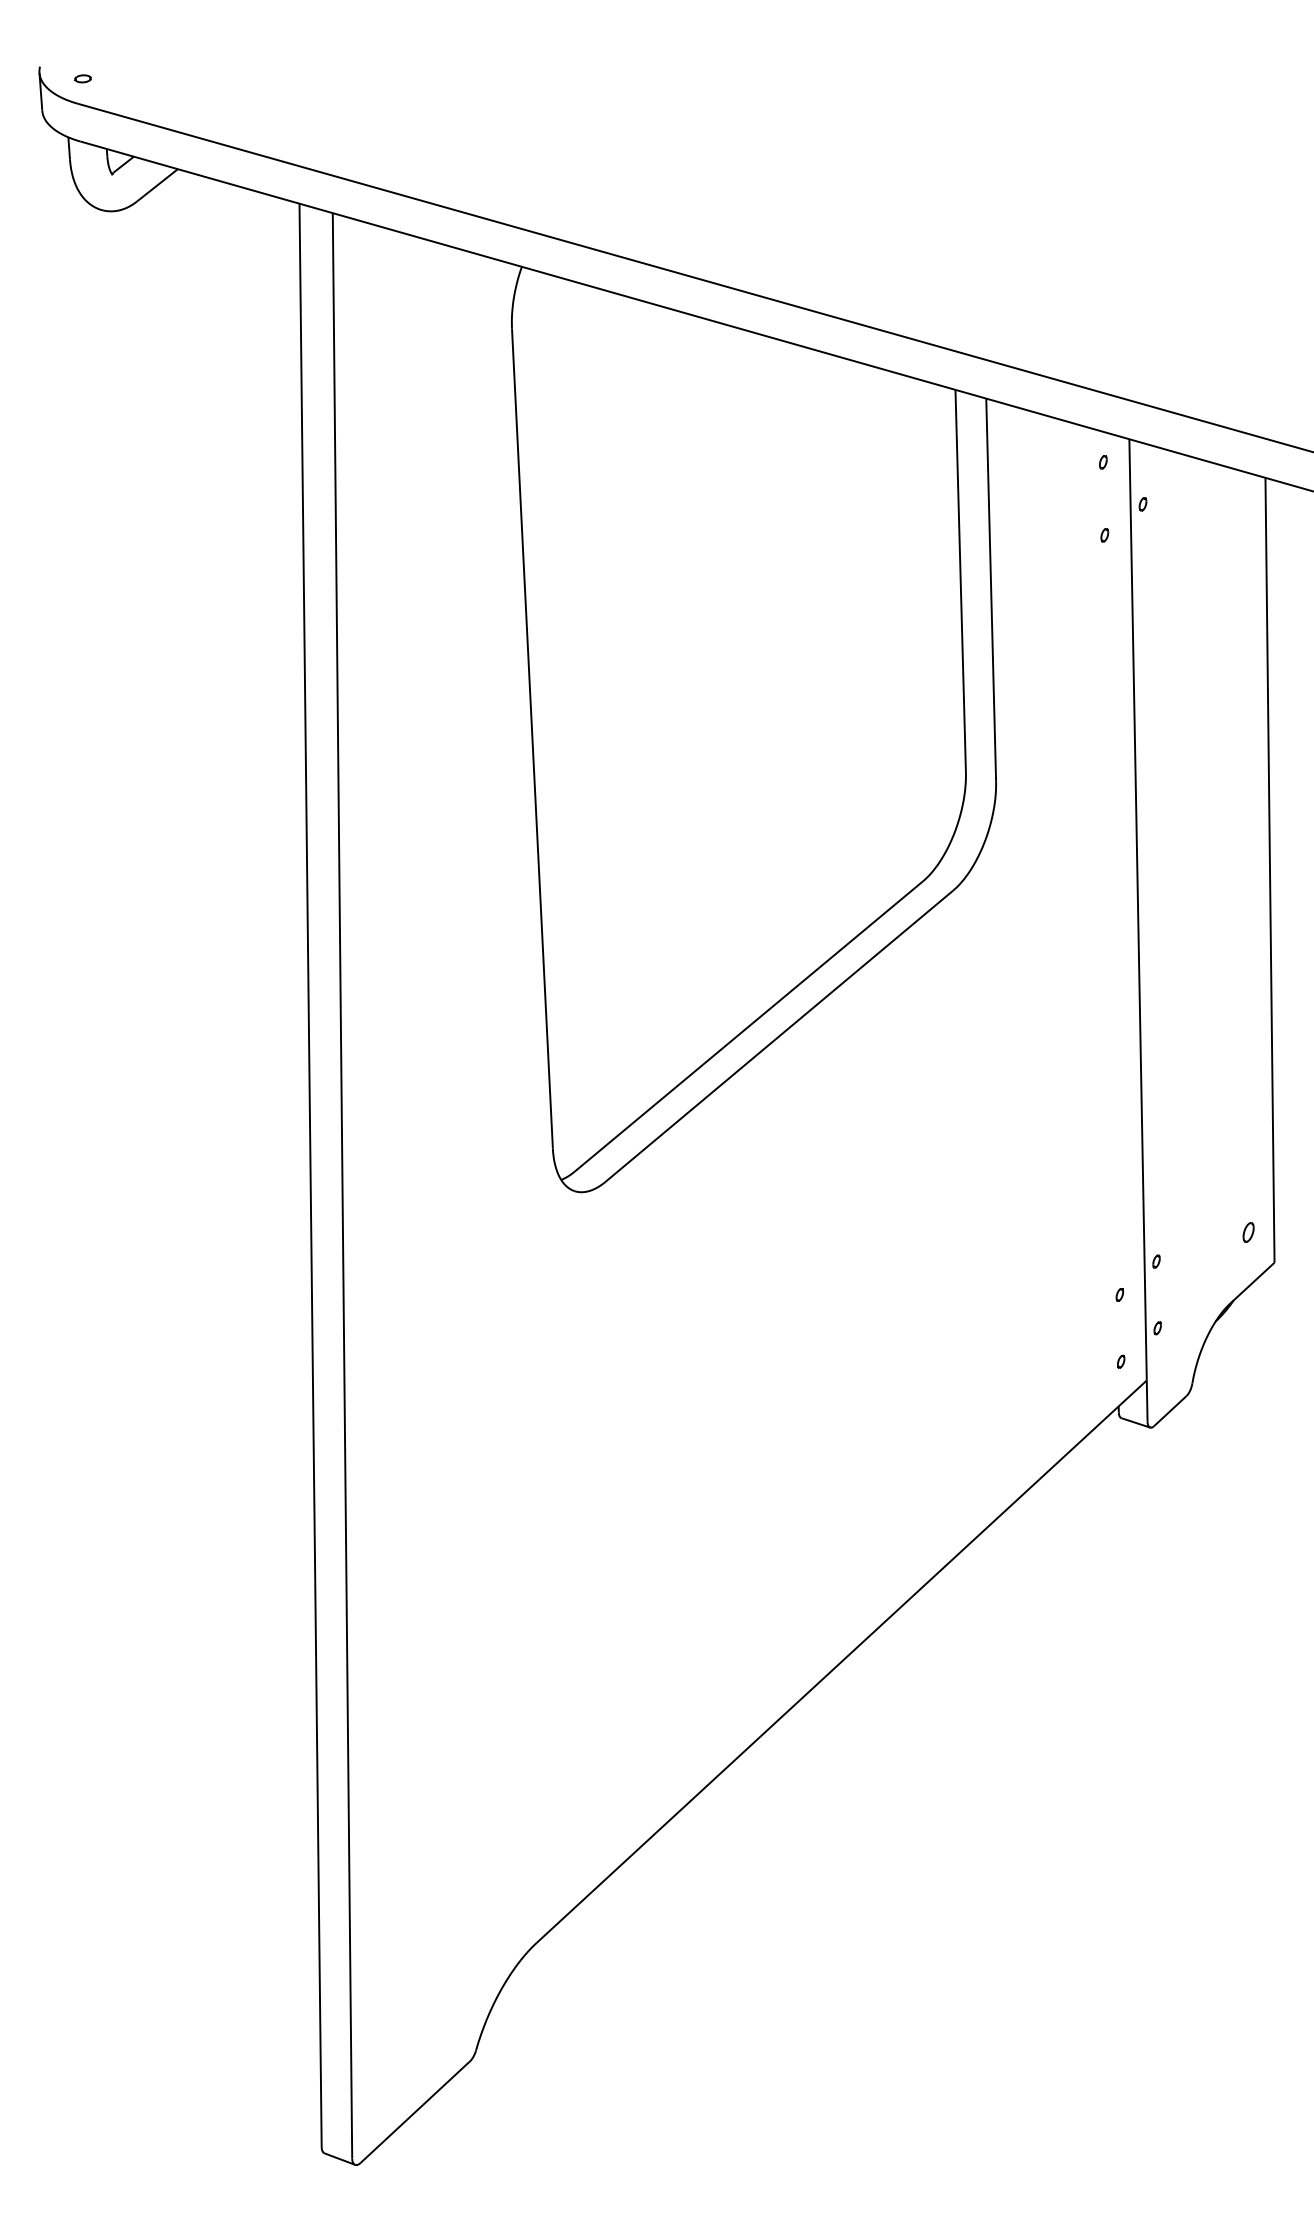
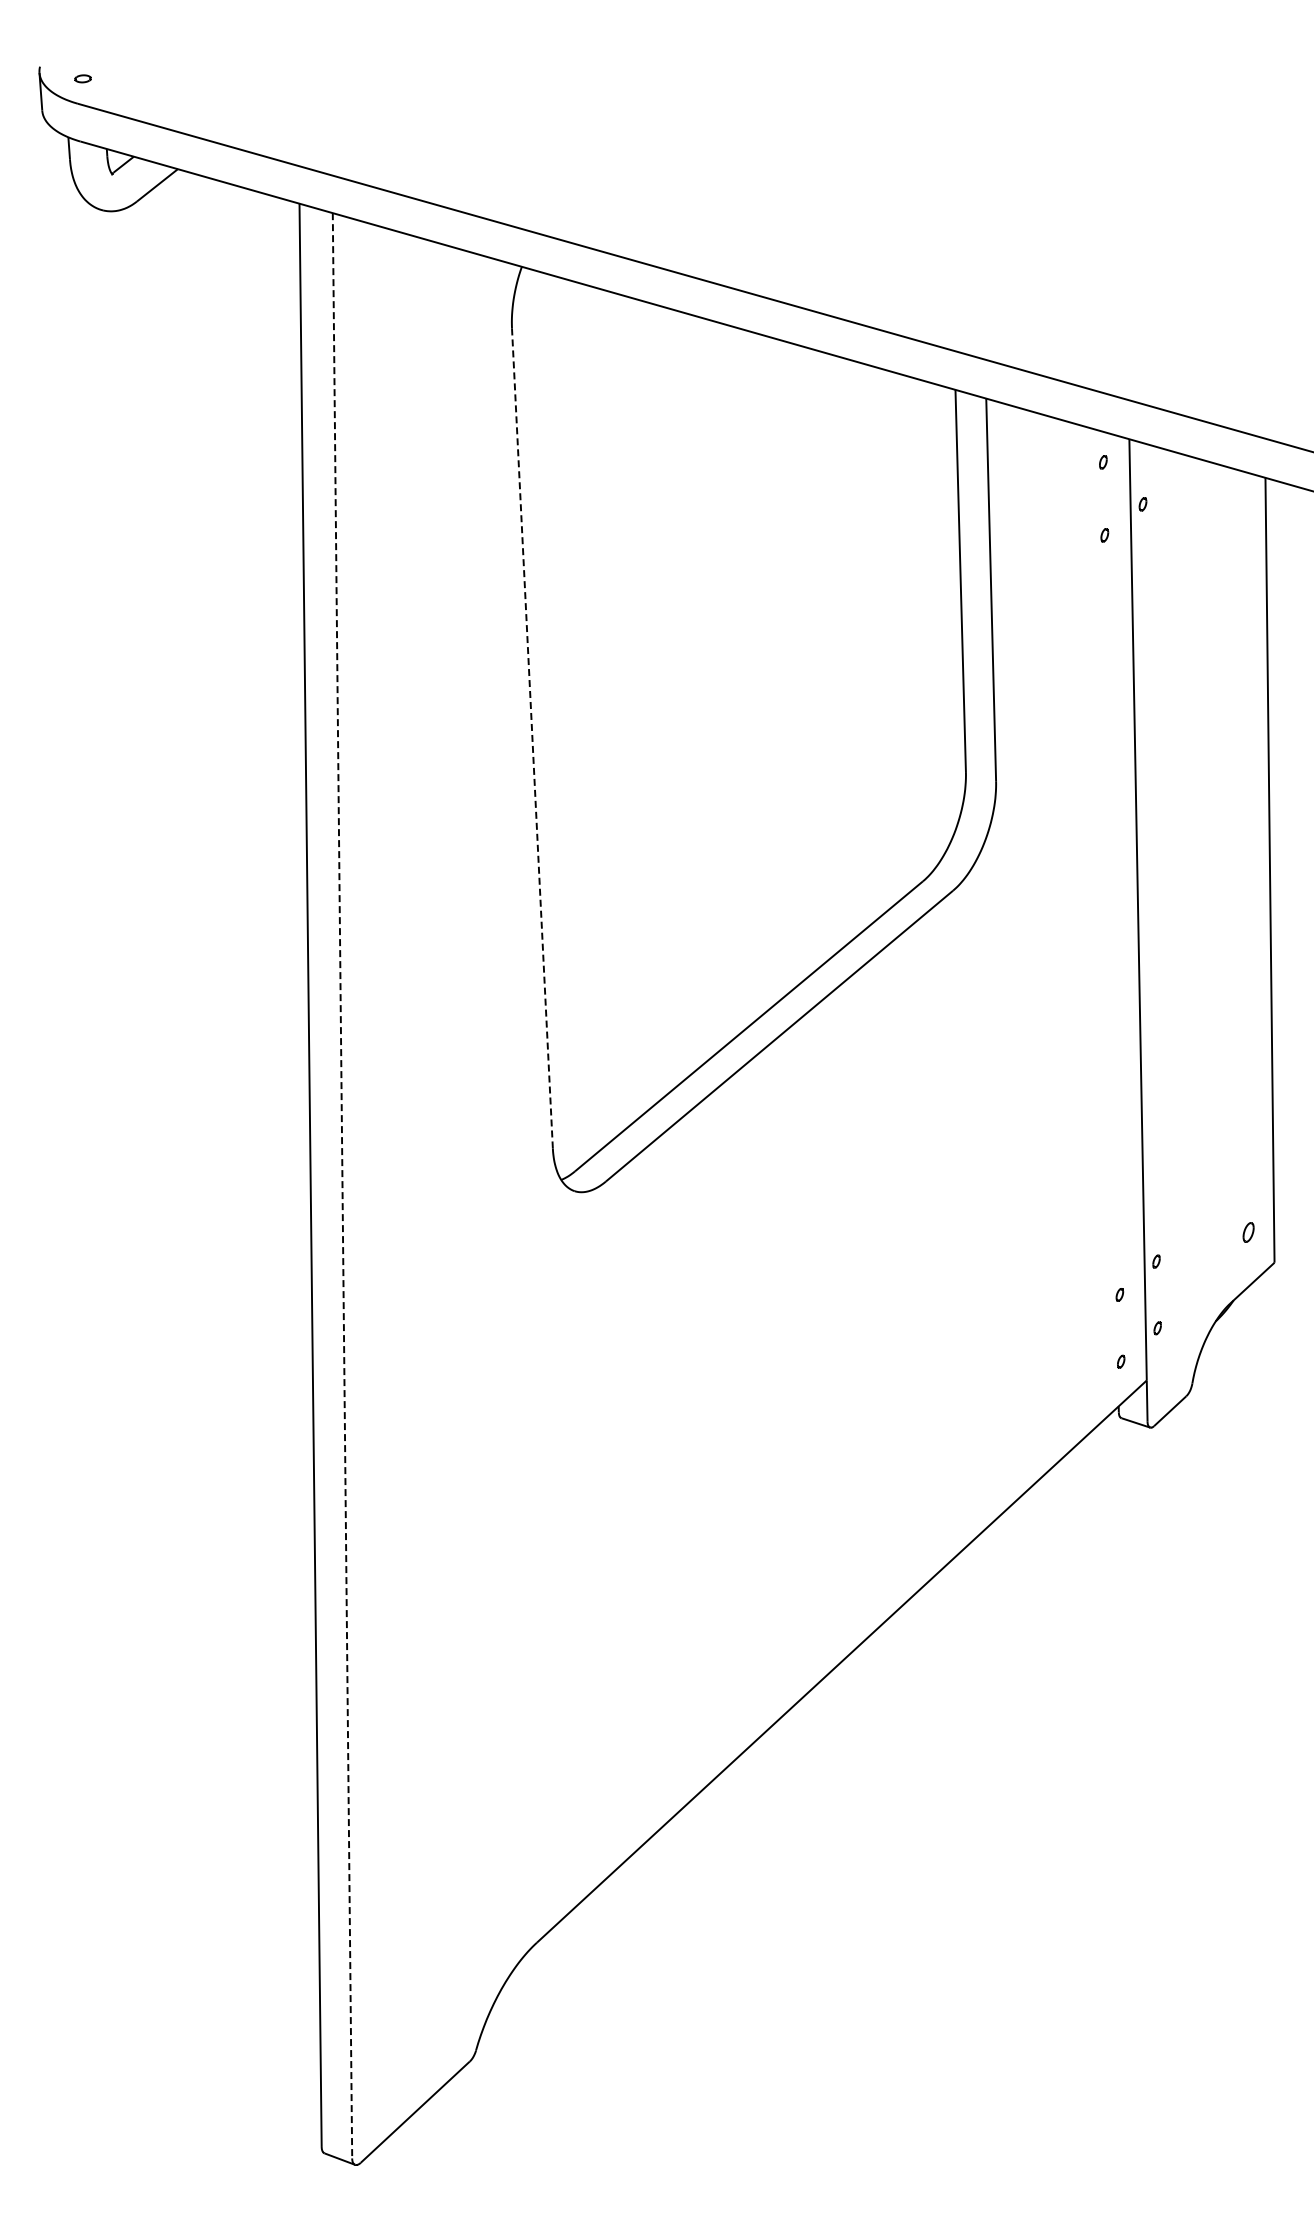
line: solid -> dashed (532, 738)
line: solid -> dashed (342, 1185)
